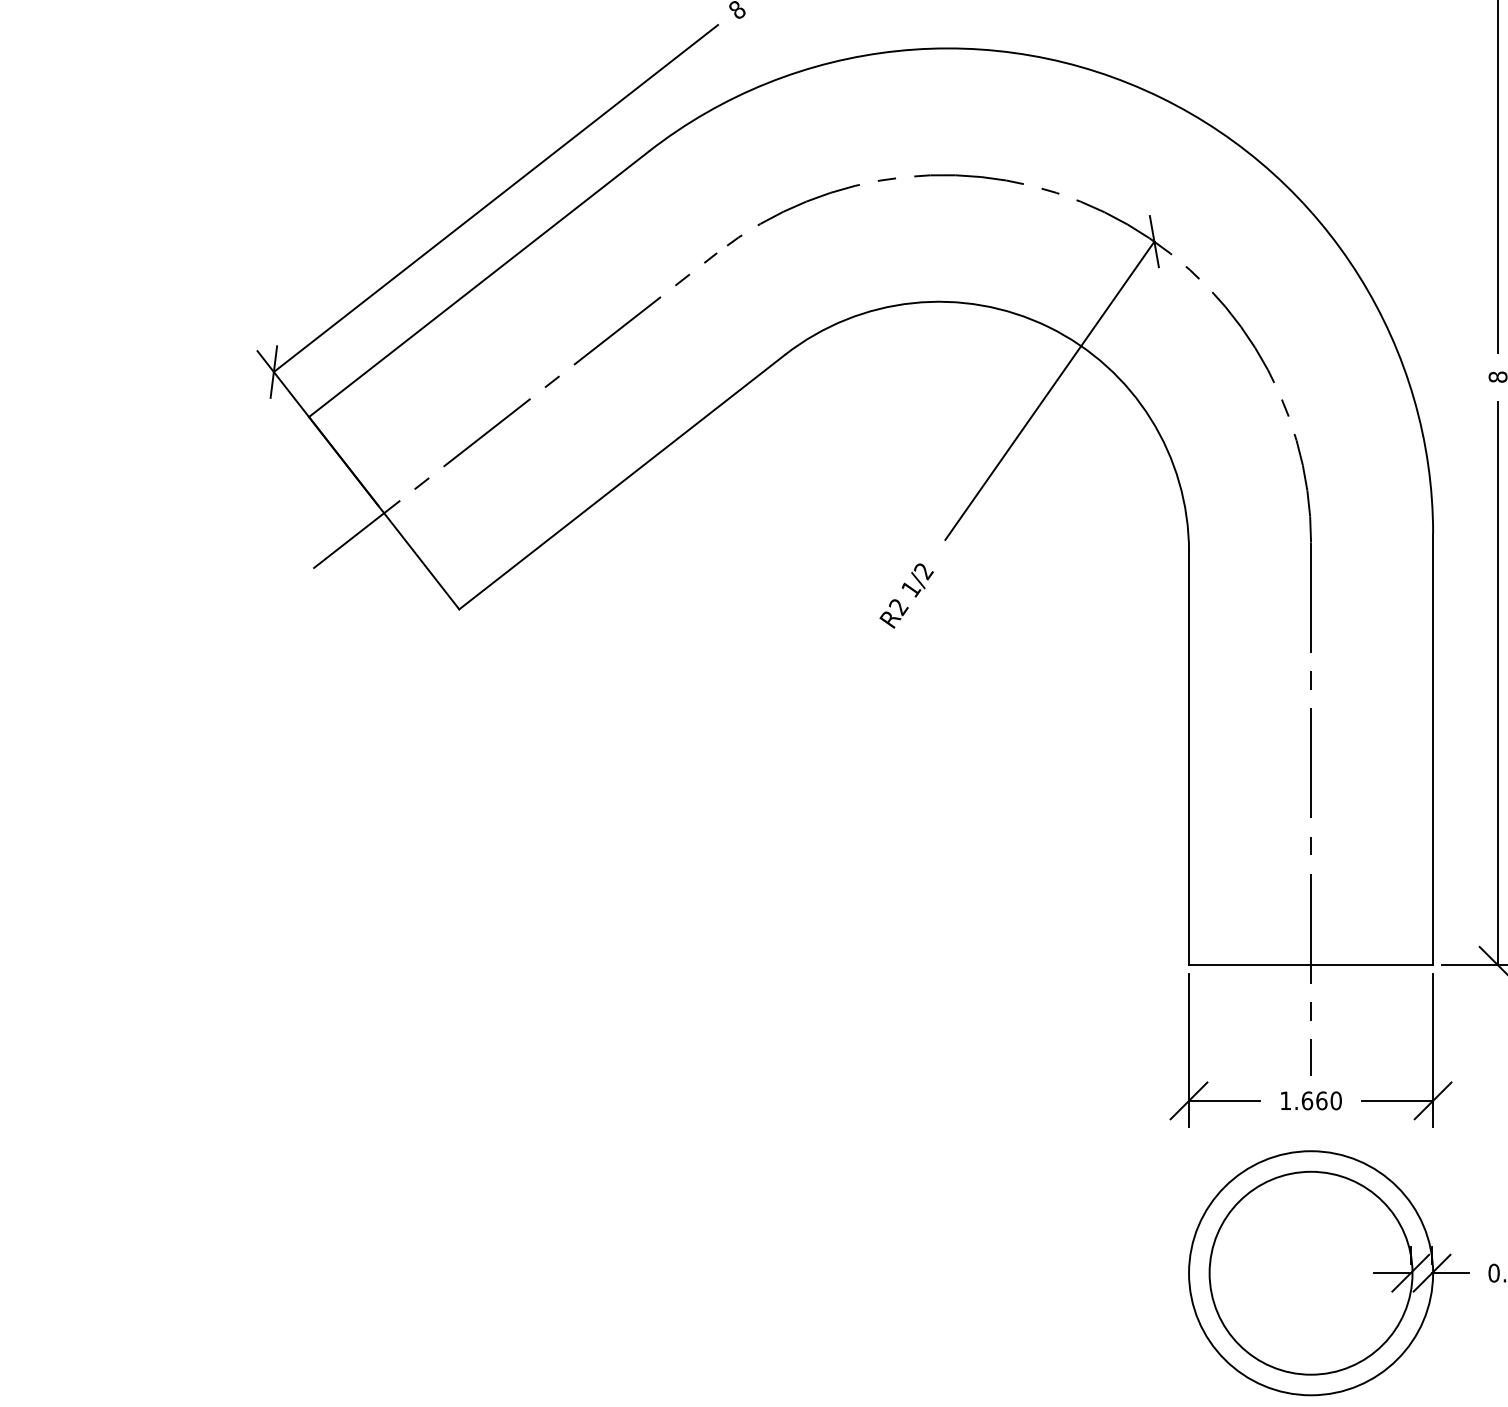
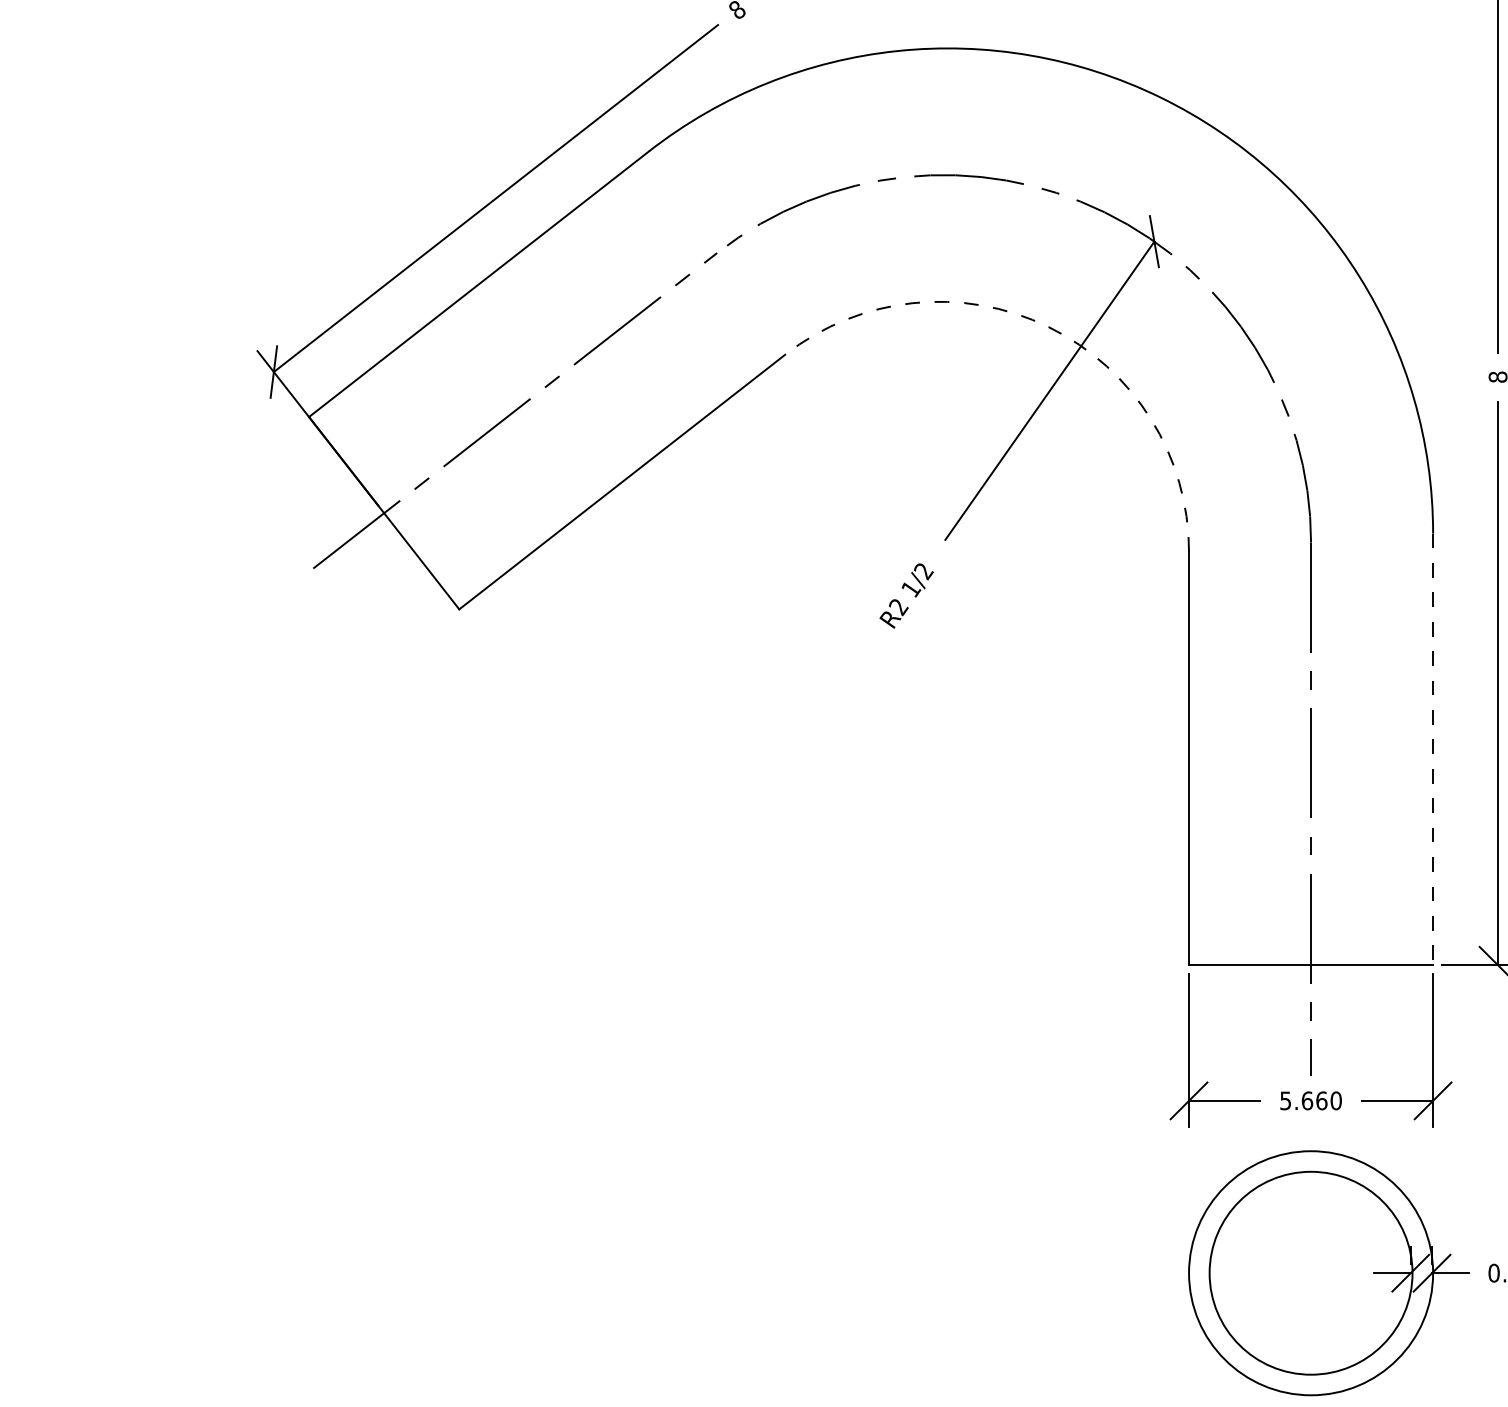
arc: solid -> dashed (1048, 327)
line: solid -> dashed (1433, 749)
text: 1.660 -> 5.660 (1285, 1100)
